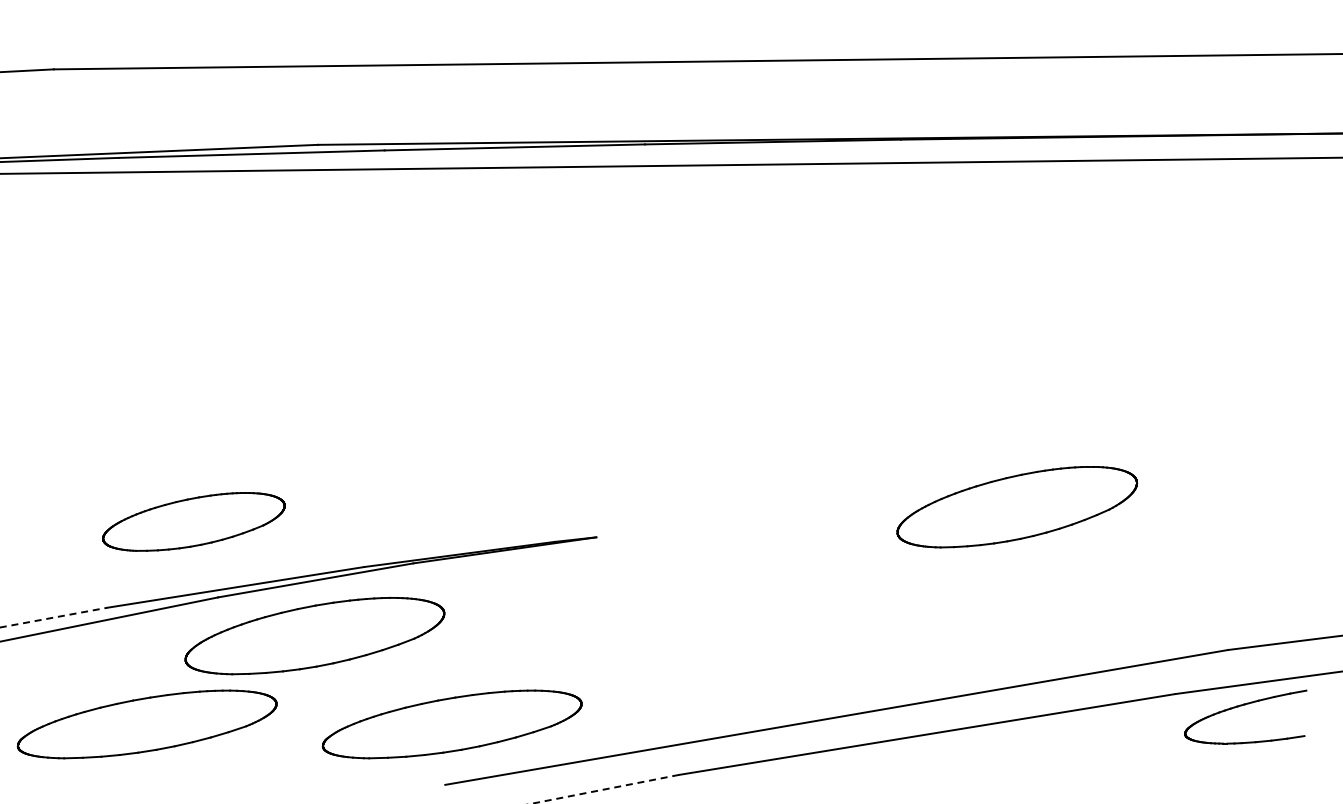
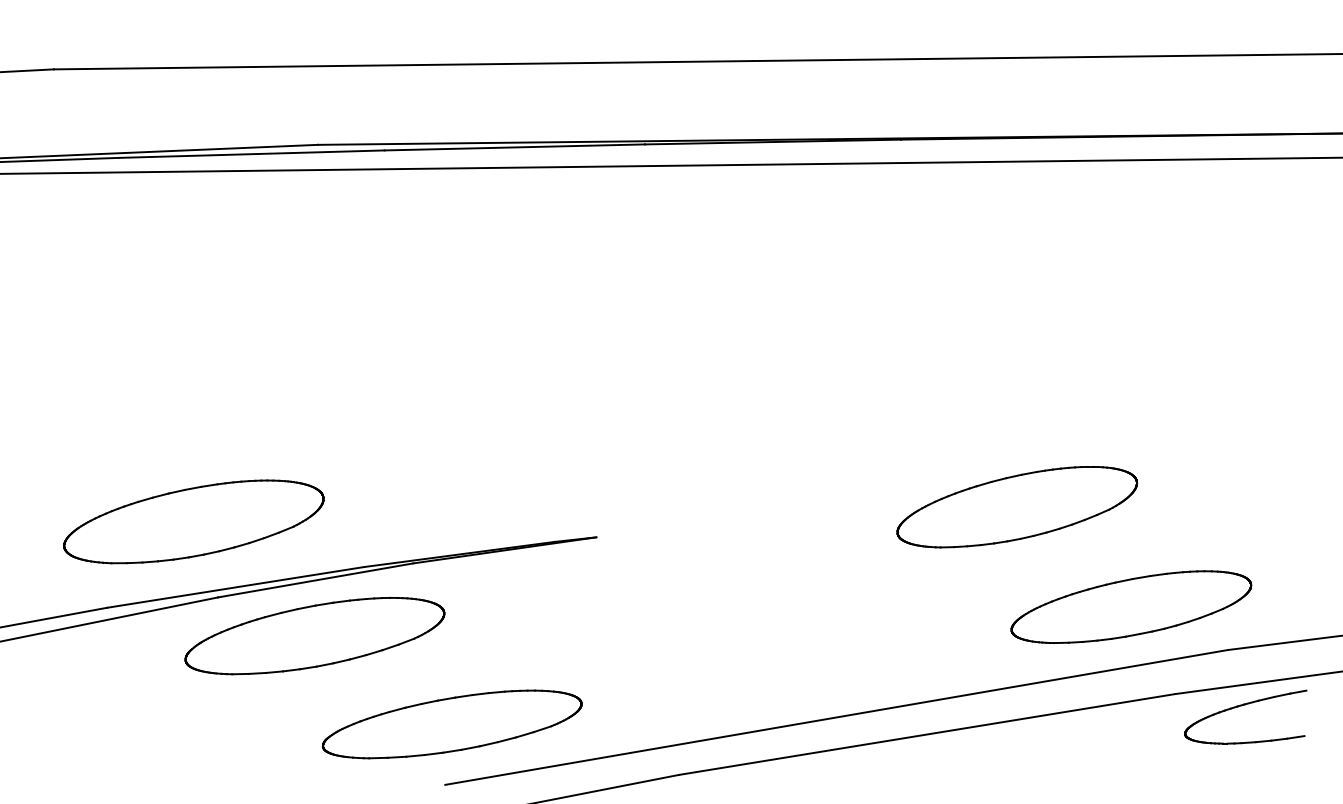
part size: 184x60 px -> 262x86 px (193, 521)
part: none -> present (1131, 606)
line: dashed -> solid (54, 617)
part: present -> none (146, 724)
line: dashed -> solid (604, 789)
